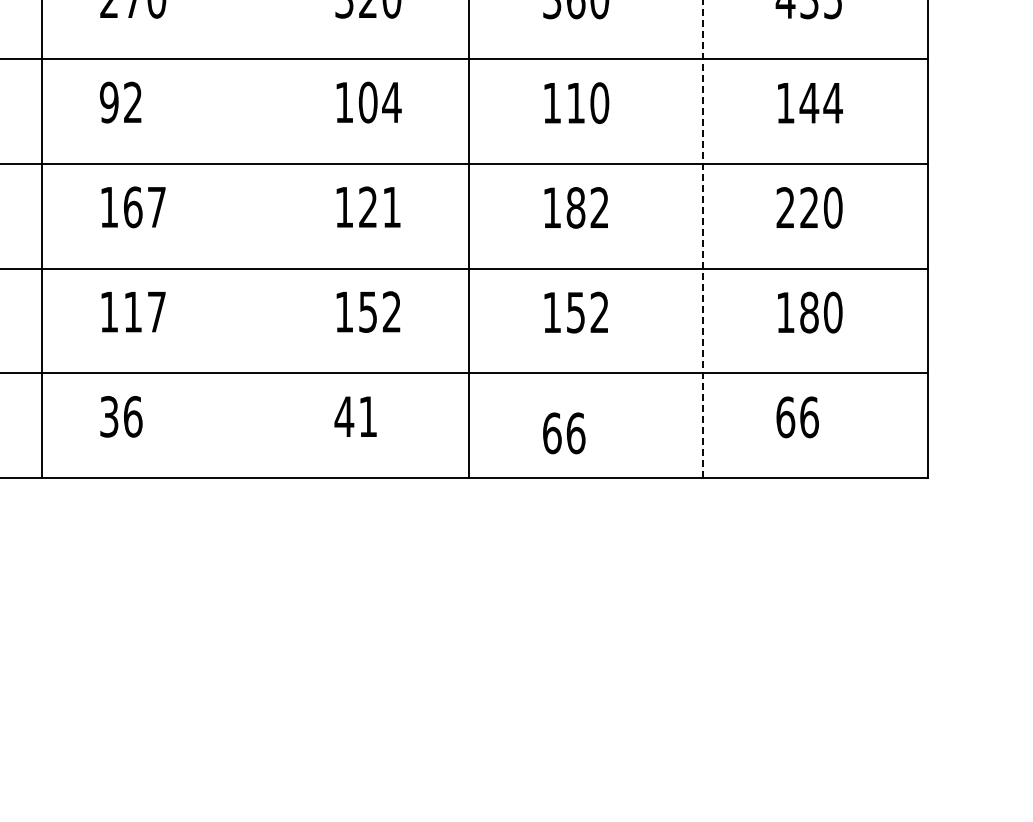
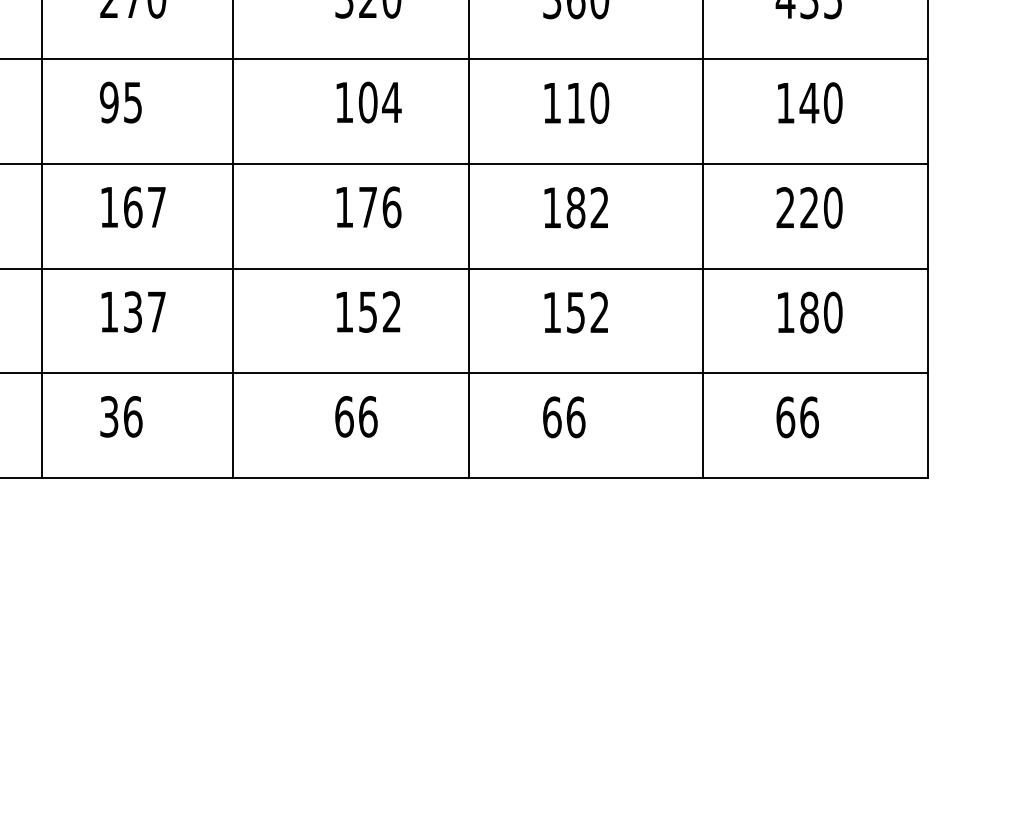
text: 92 -> 95 (132, 102)
text: 144 -> 140 (832, 102)
text: 121 -> 176 (380, 207)
line: dashed -> solid (702, 239)
line: none -> present (232, 240)
text: 117 -> 137 (132, 311)
text: 41 -> 66 (355, 416)
text position: (564, 433) -> (564, 417) (564, 417)
